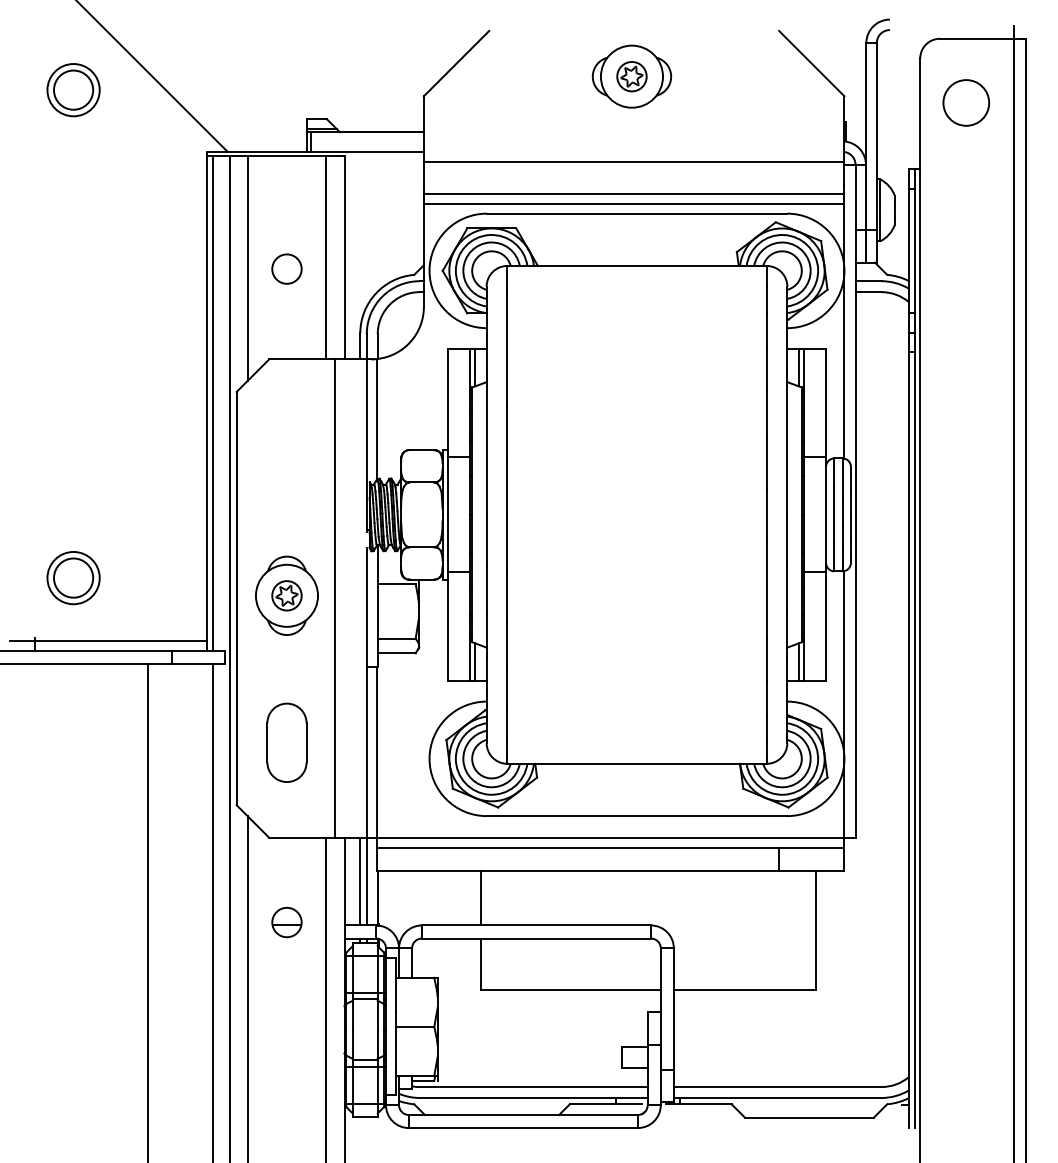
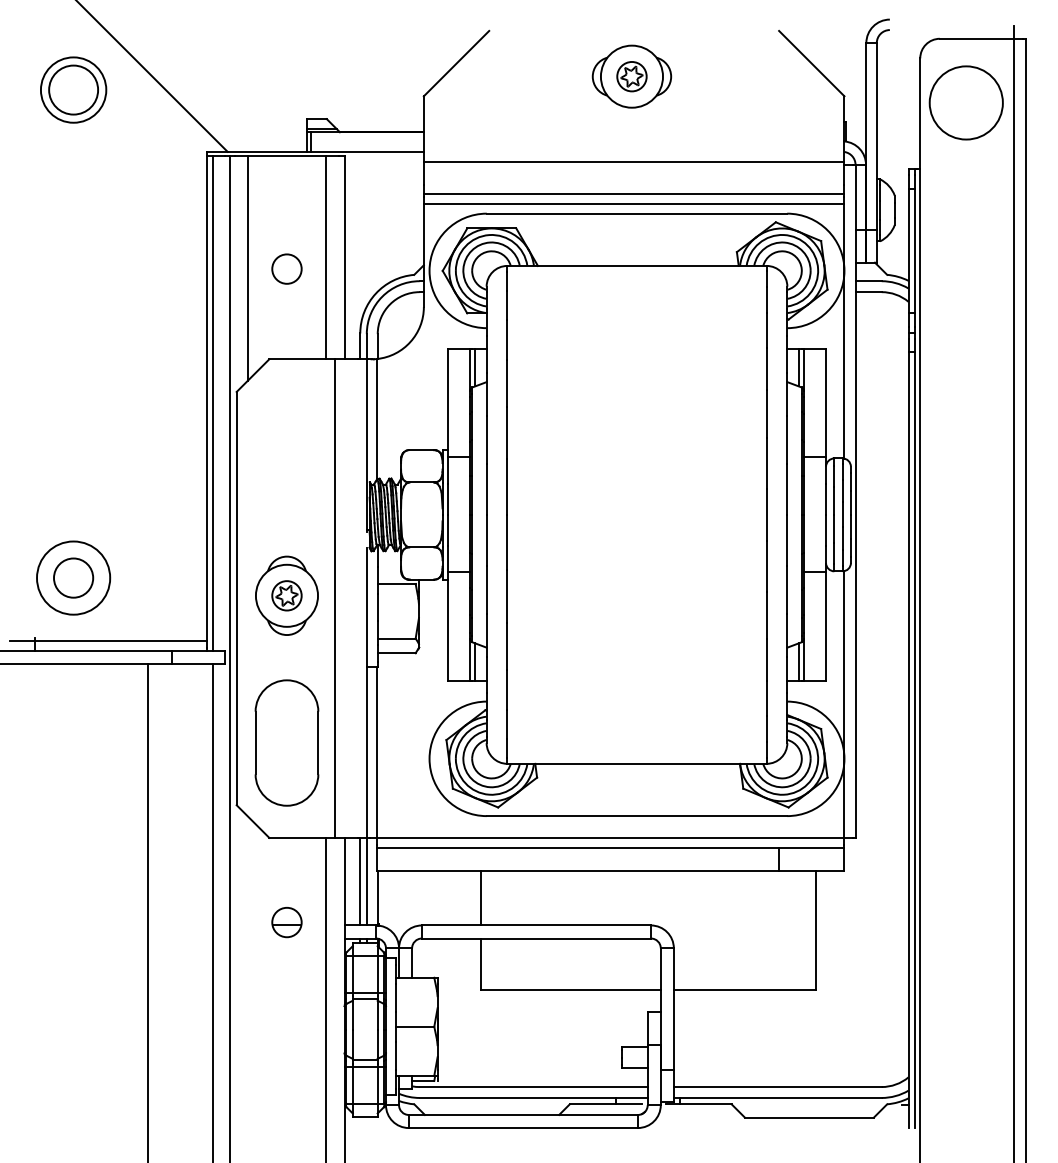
part size: 55x55 px -> 68x68 px (73, 89)
circle diameter: 46 px -> 73 px (965, 102)
circle diameter: 52 px -> 73 px (73, 577)
part size: 42x81 px -> 66x128 px (286, 742)
line: present -> none (247, 987)
